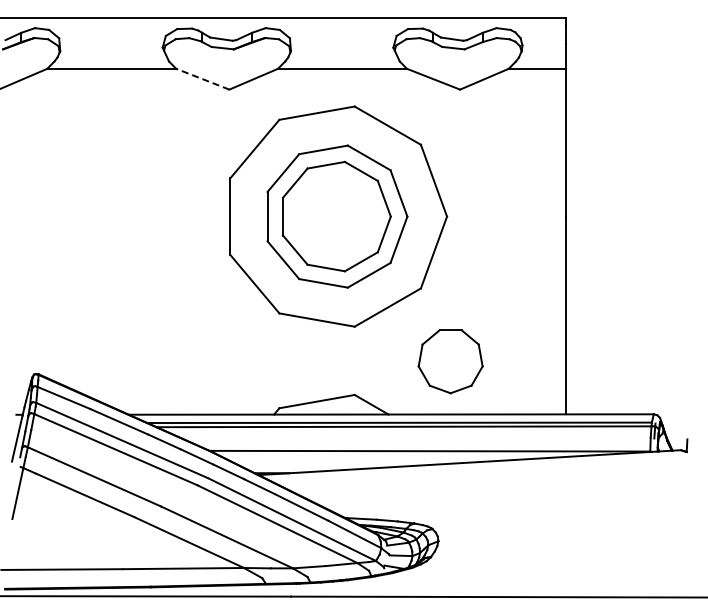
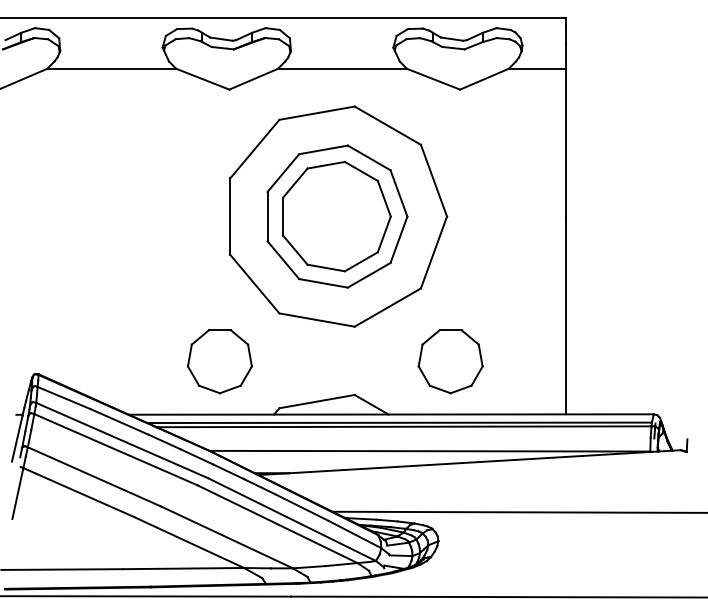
line: dashed -> solid (202, 79)
part: none -> present (219, 361)
line: none -> present (518, 511)
